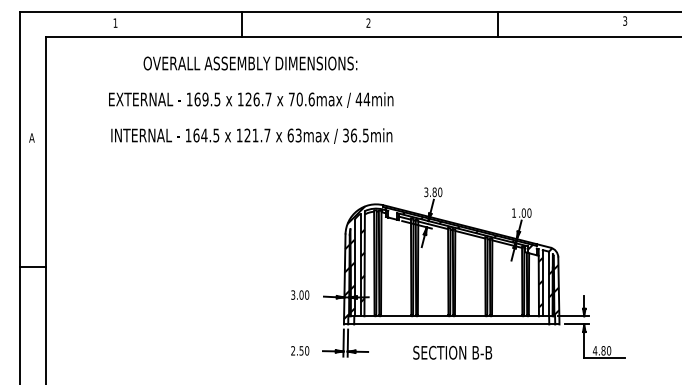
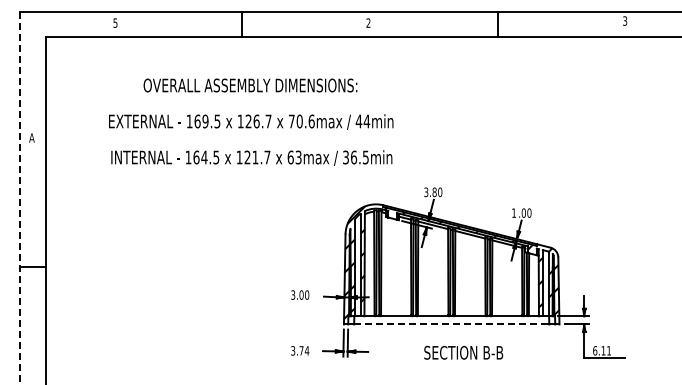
text: 1 -> 5 (115, 22)
text position: (251, 99) -> (251, 121) (251, 121)
line: solid -> dashed (20, 198)
line: solid -> dashed (451, 324)
text: 2.50 -> 3.74 (300, 350)
text: 4.80 -> 6.11 (601, 350)
text position: (452, 352) -> (463, 352) (463, 352)
